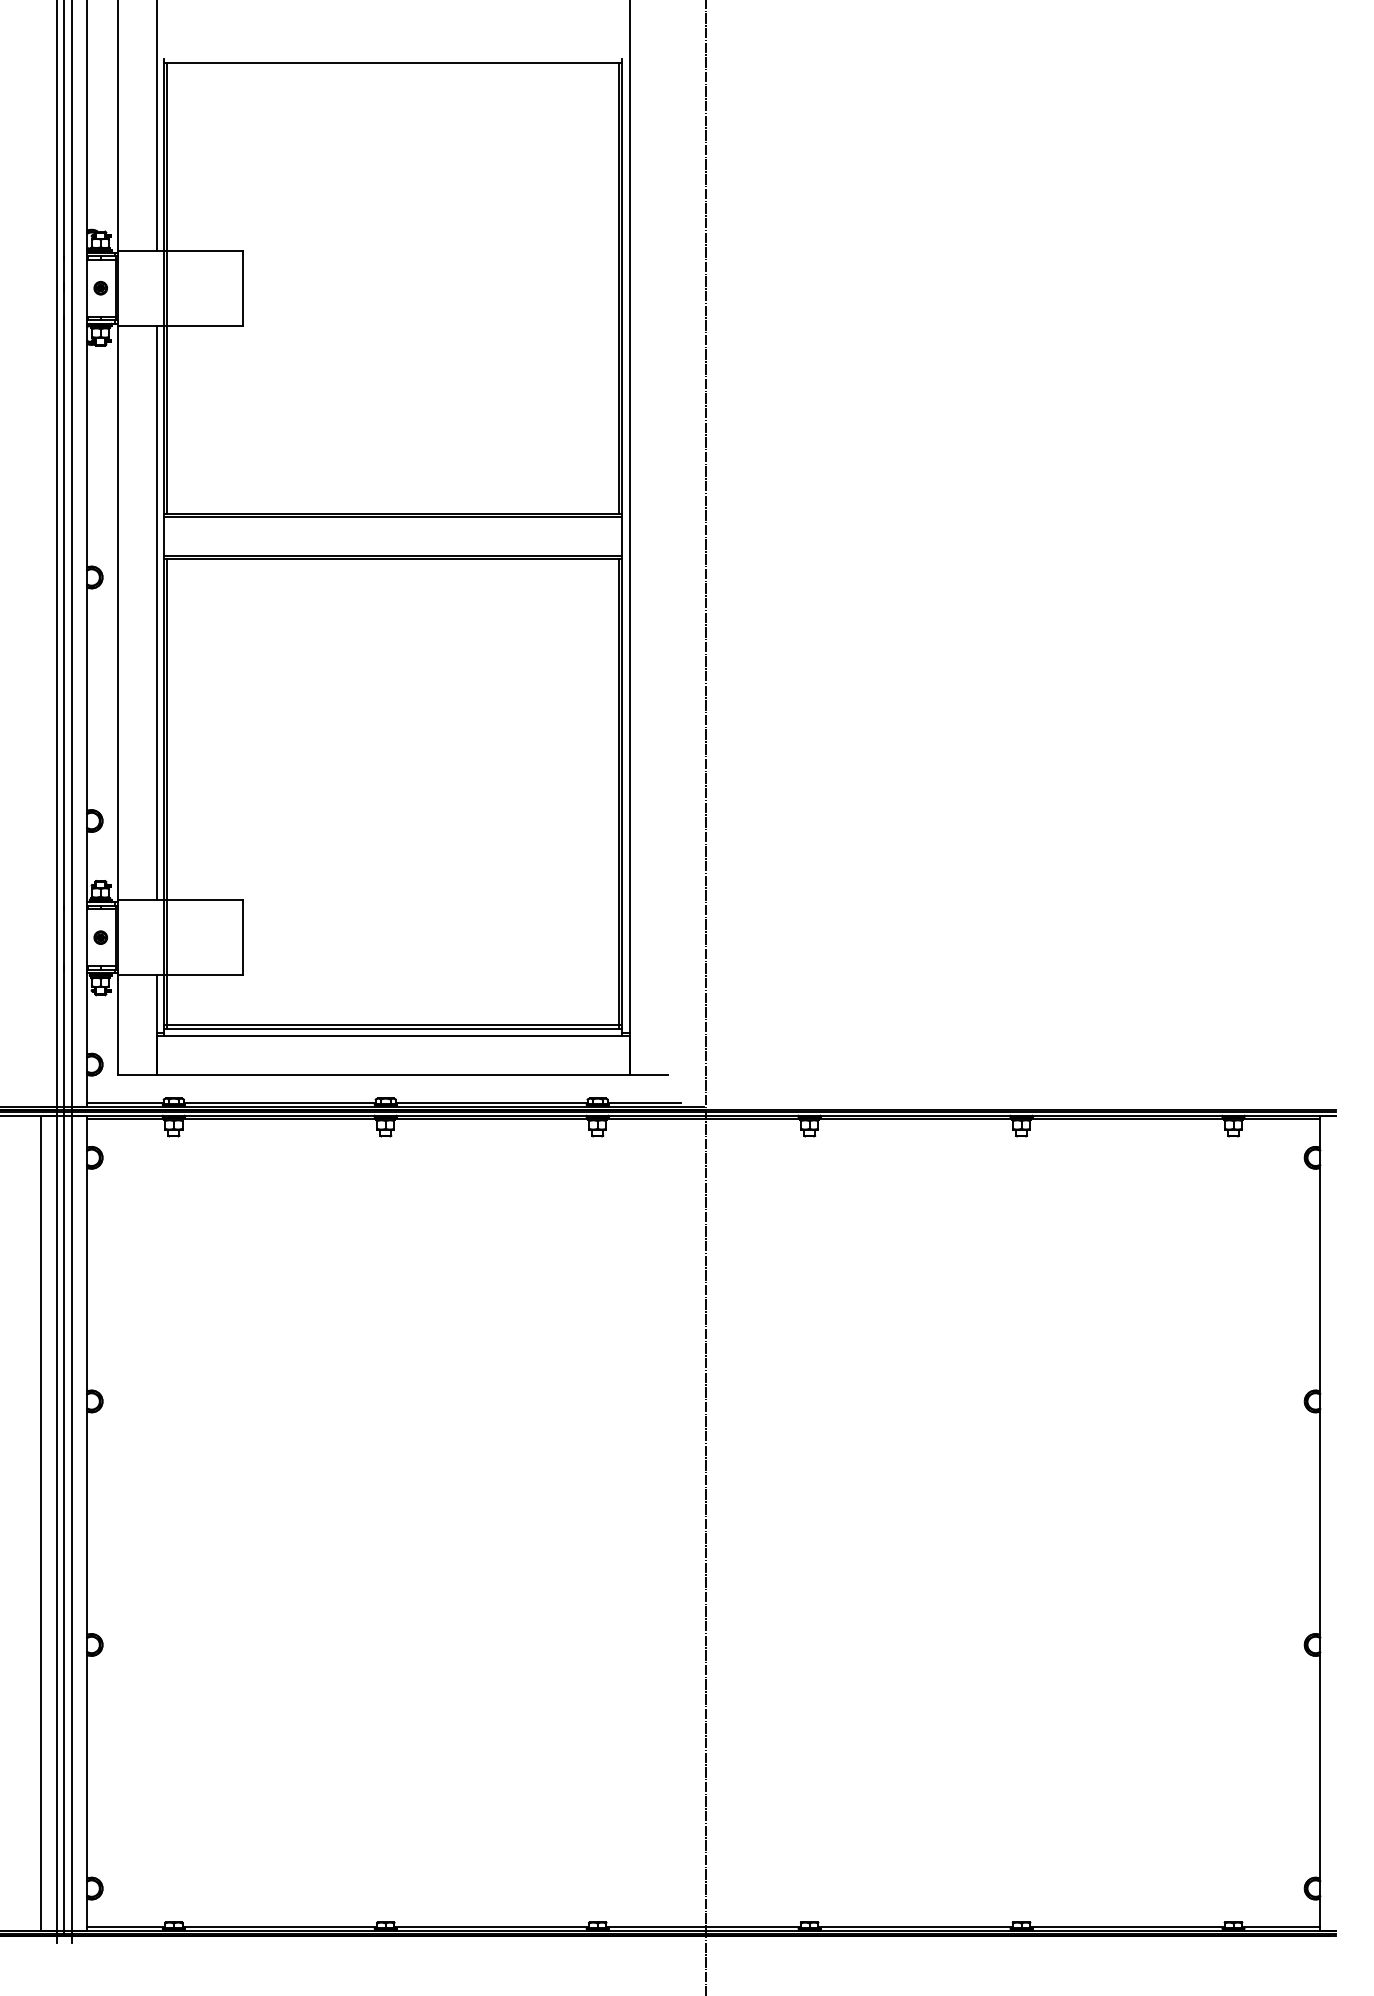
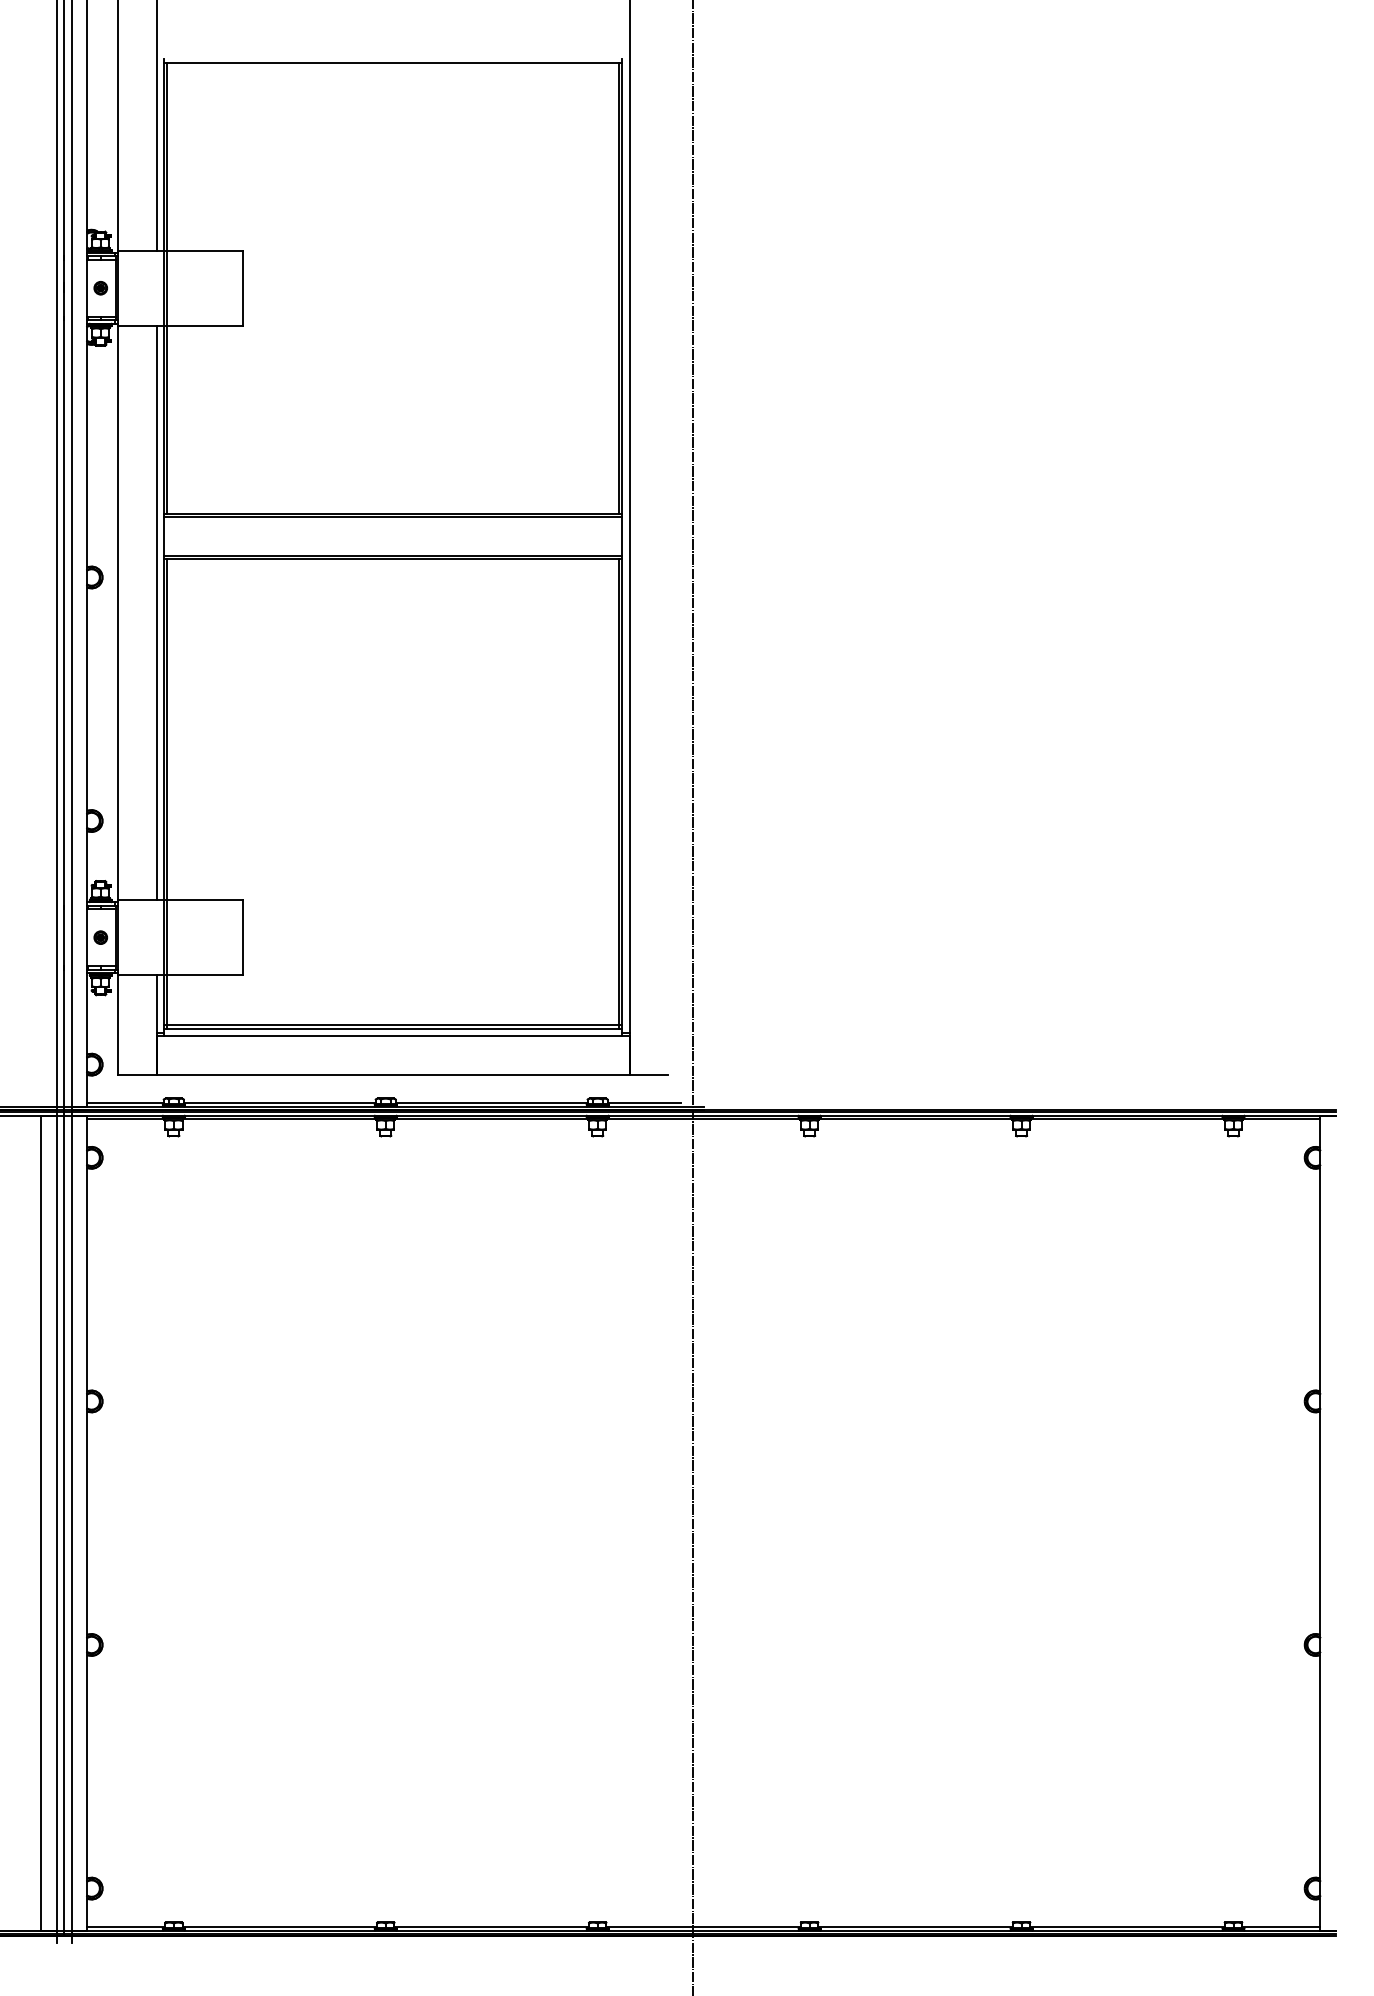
line position: (706, 997) -> (693, 997) (693, 997)
